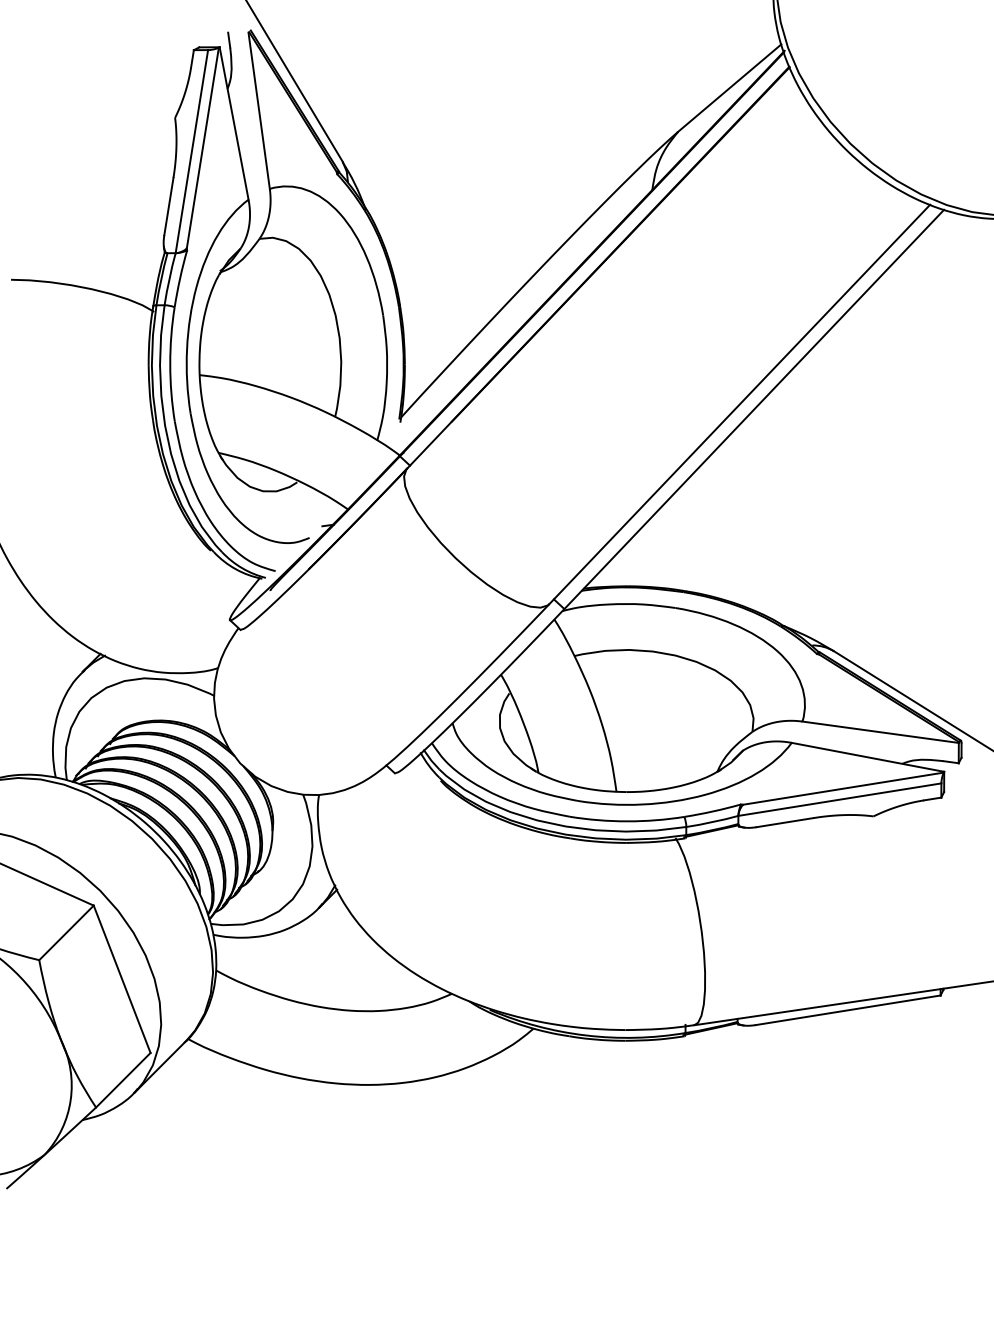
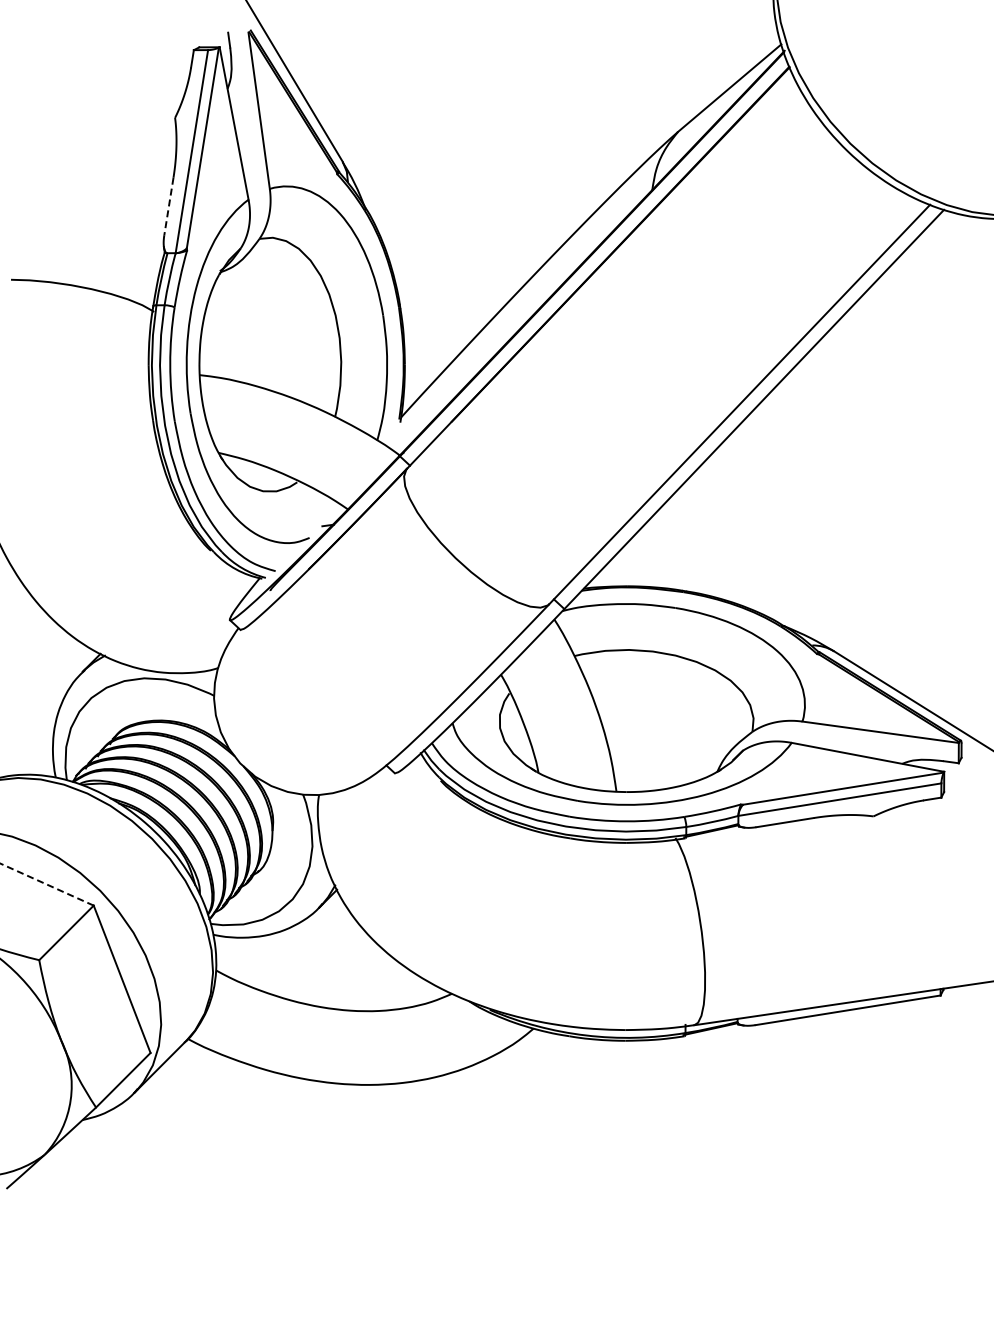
line: solid -> dashed (168, 206)
line: solid -> dashed (46, 884)
